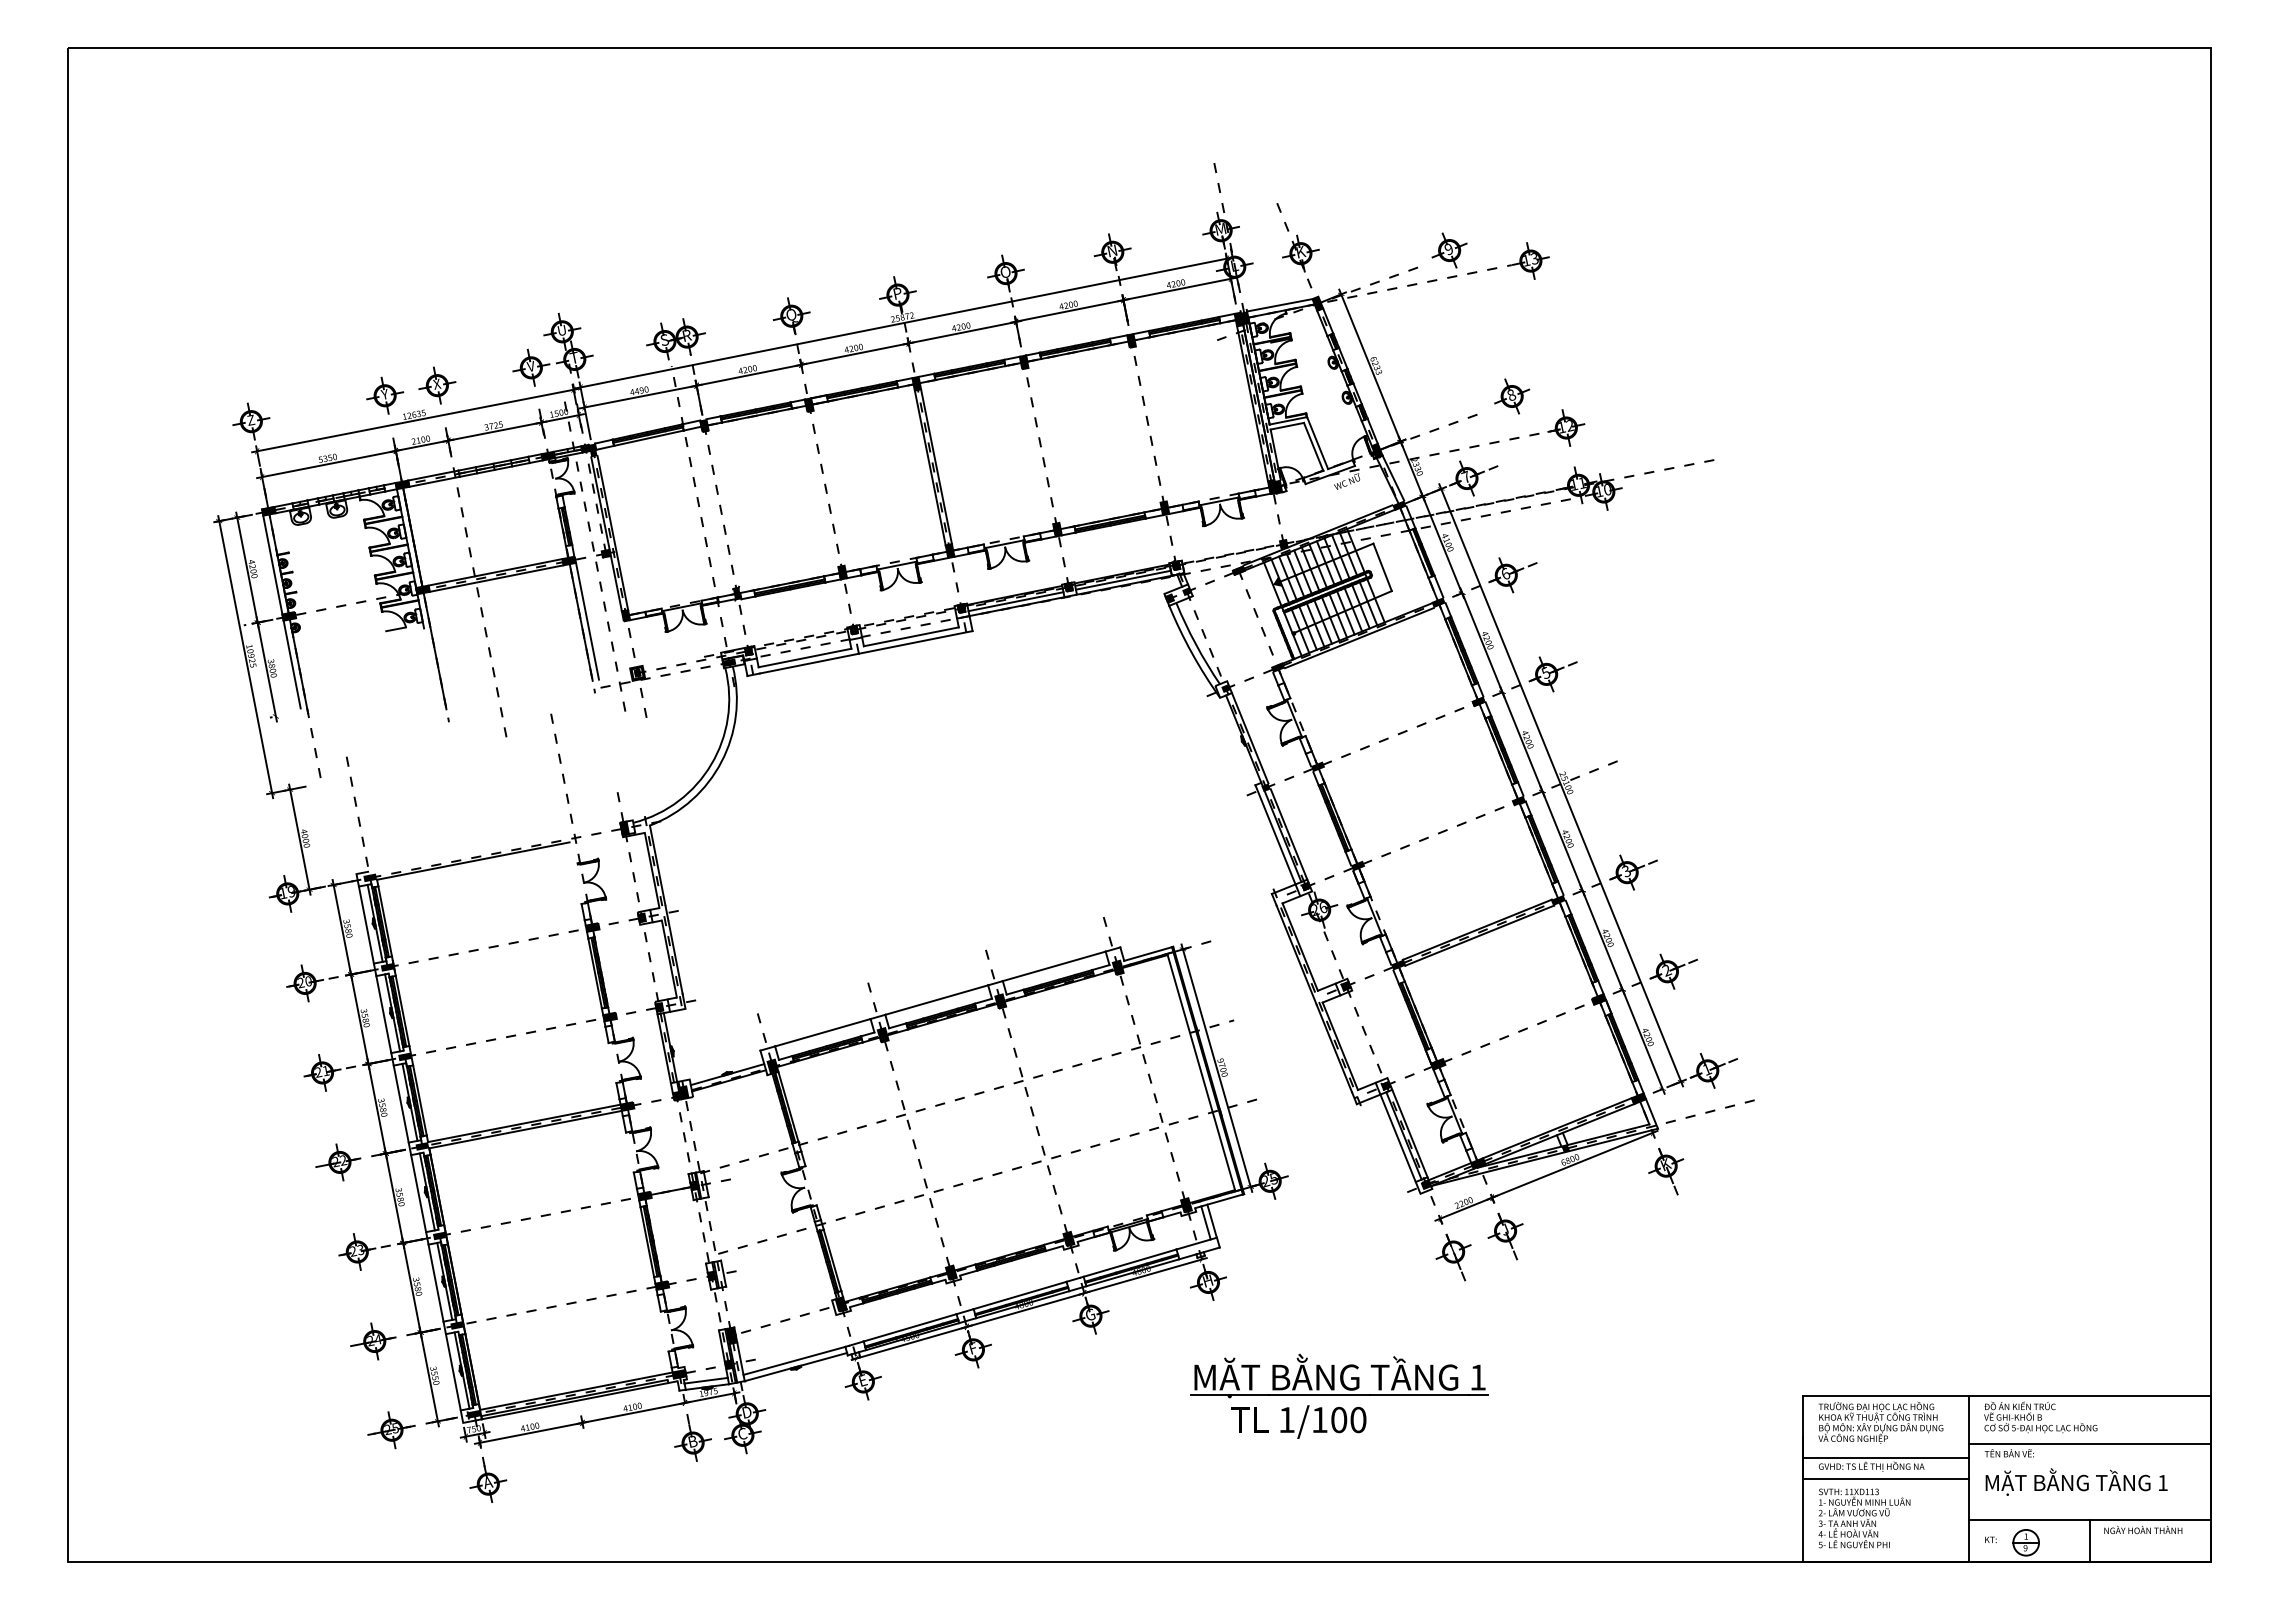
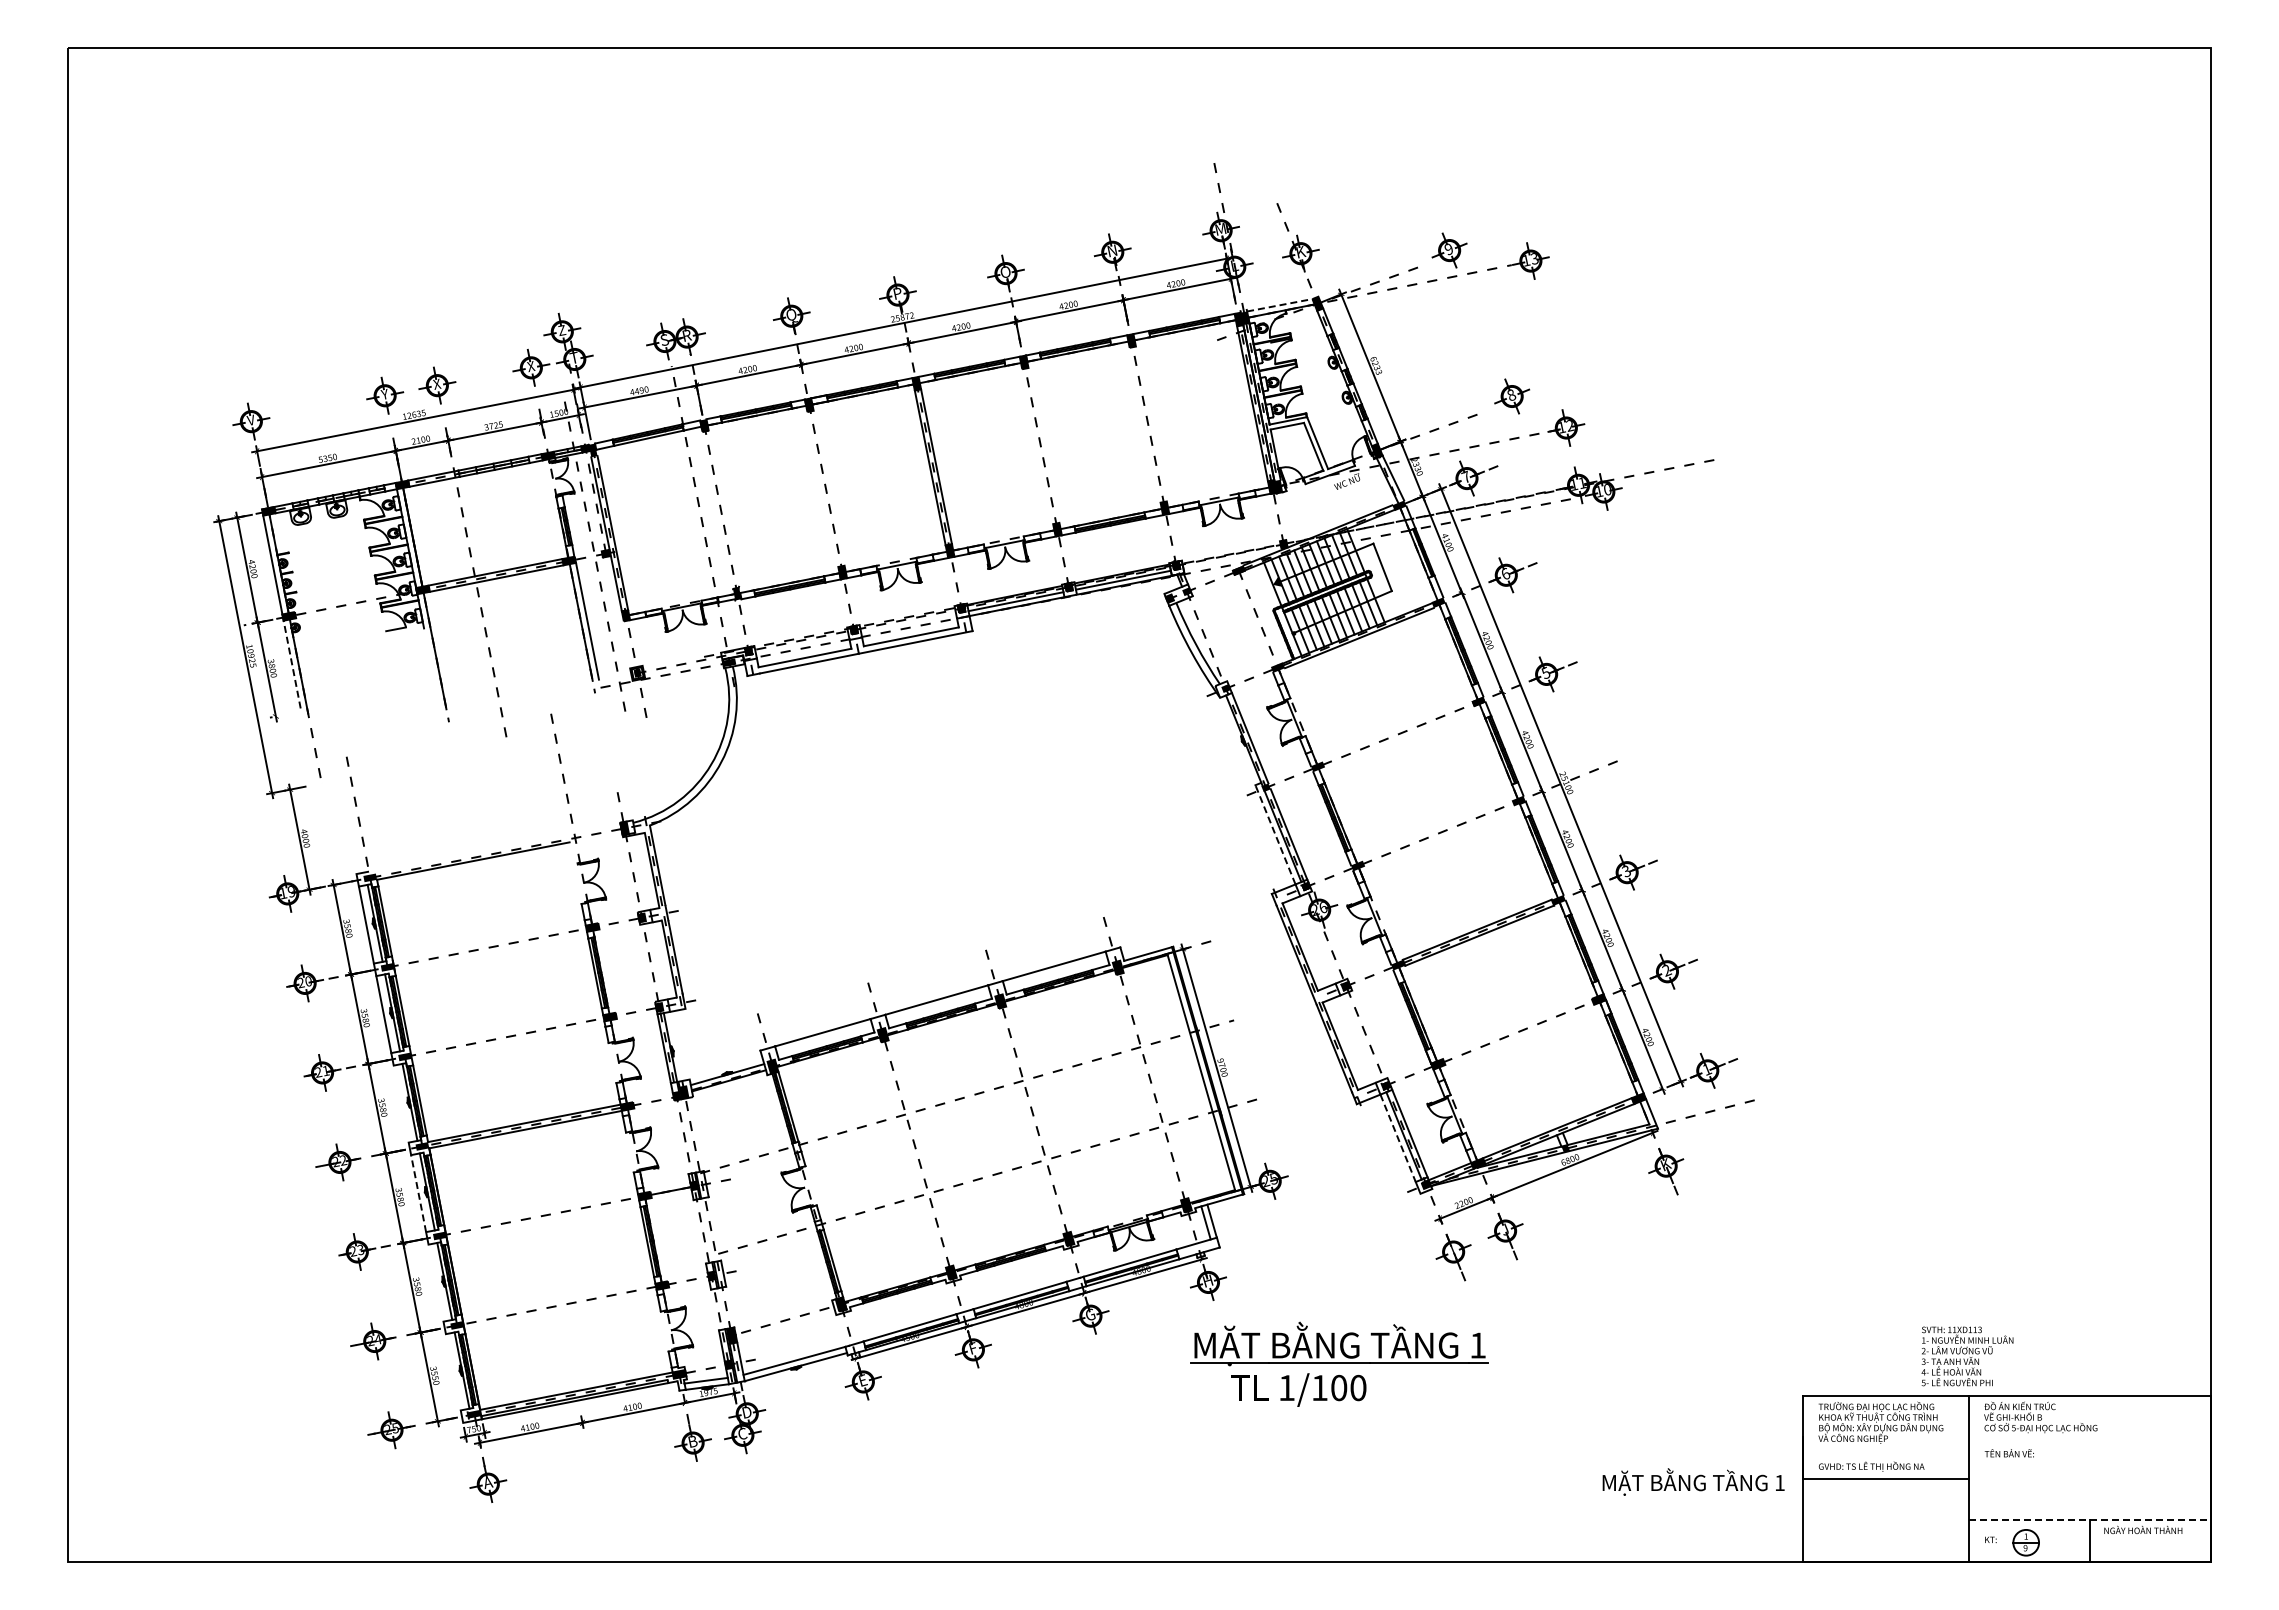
line: solid -> dashed (1280, 305)
text: U -> Z (561, 330)
text: V -> X (530, 366)
text: Z -> V (250, 419)
line: solid -> dashed (292, 664)
line: solid -> dashed (1275, 834)
line: present -> none (400, 1103)
line: solid -> dashed (1398, 1138)
line: solid -> dashed (418, 1193)
line: present -> none (435, 1282)
line: present -> none (452, 1372)
part position: (1339, 1395) -> (1339, 1363) (1339, 1363)
line: present -> none (2089, 1443)
line: present -> none (1886, 1458)
text position: (2076, 1481) -> (1693, 1481) (1693, 1481)
text position: (1864, 1518) -> (1967, 1356) (1967, 1356)
line: solid -> dashed (2089, 1520)
